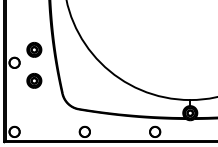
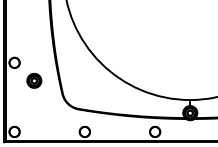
part: present -> none (34, 49)
